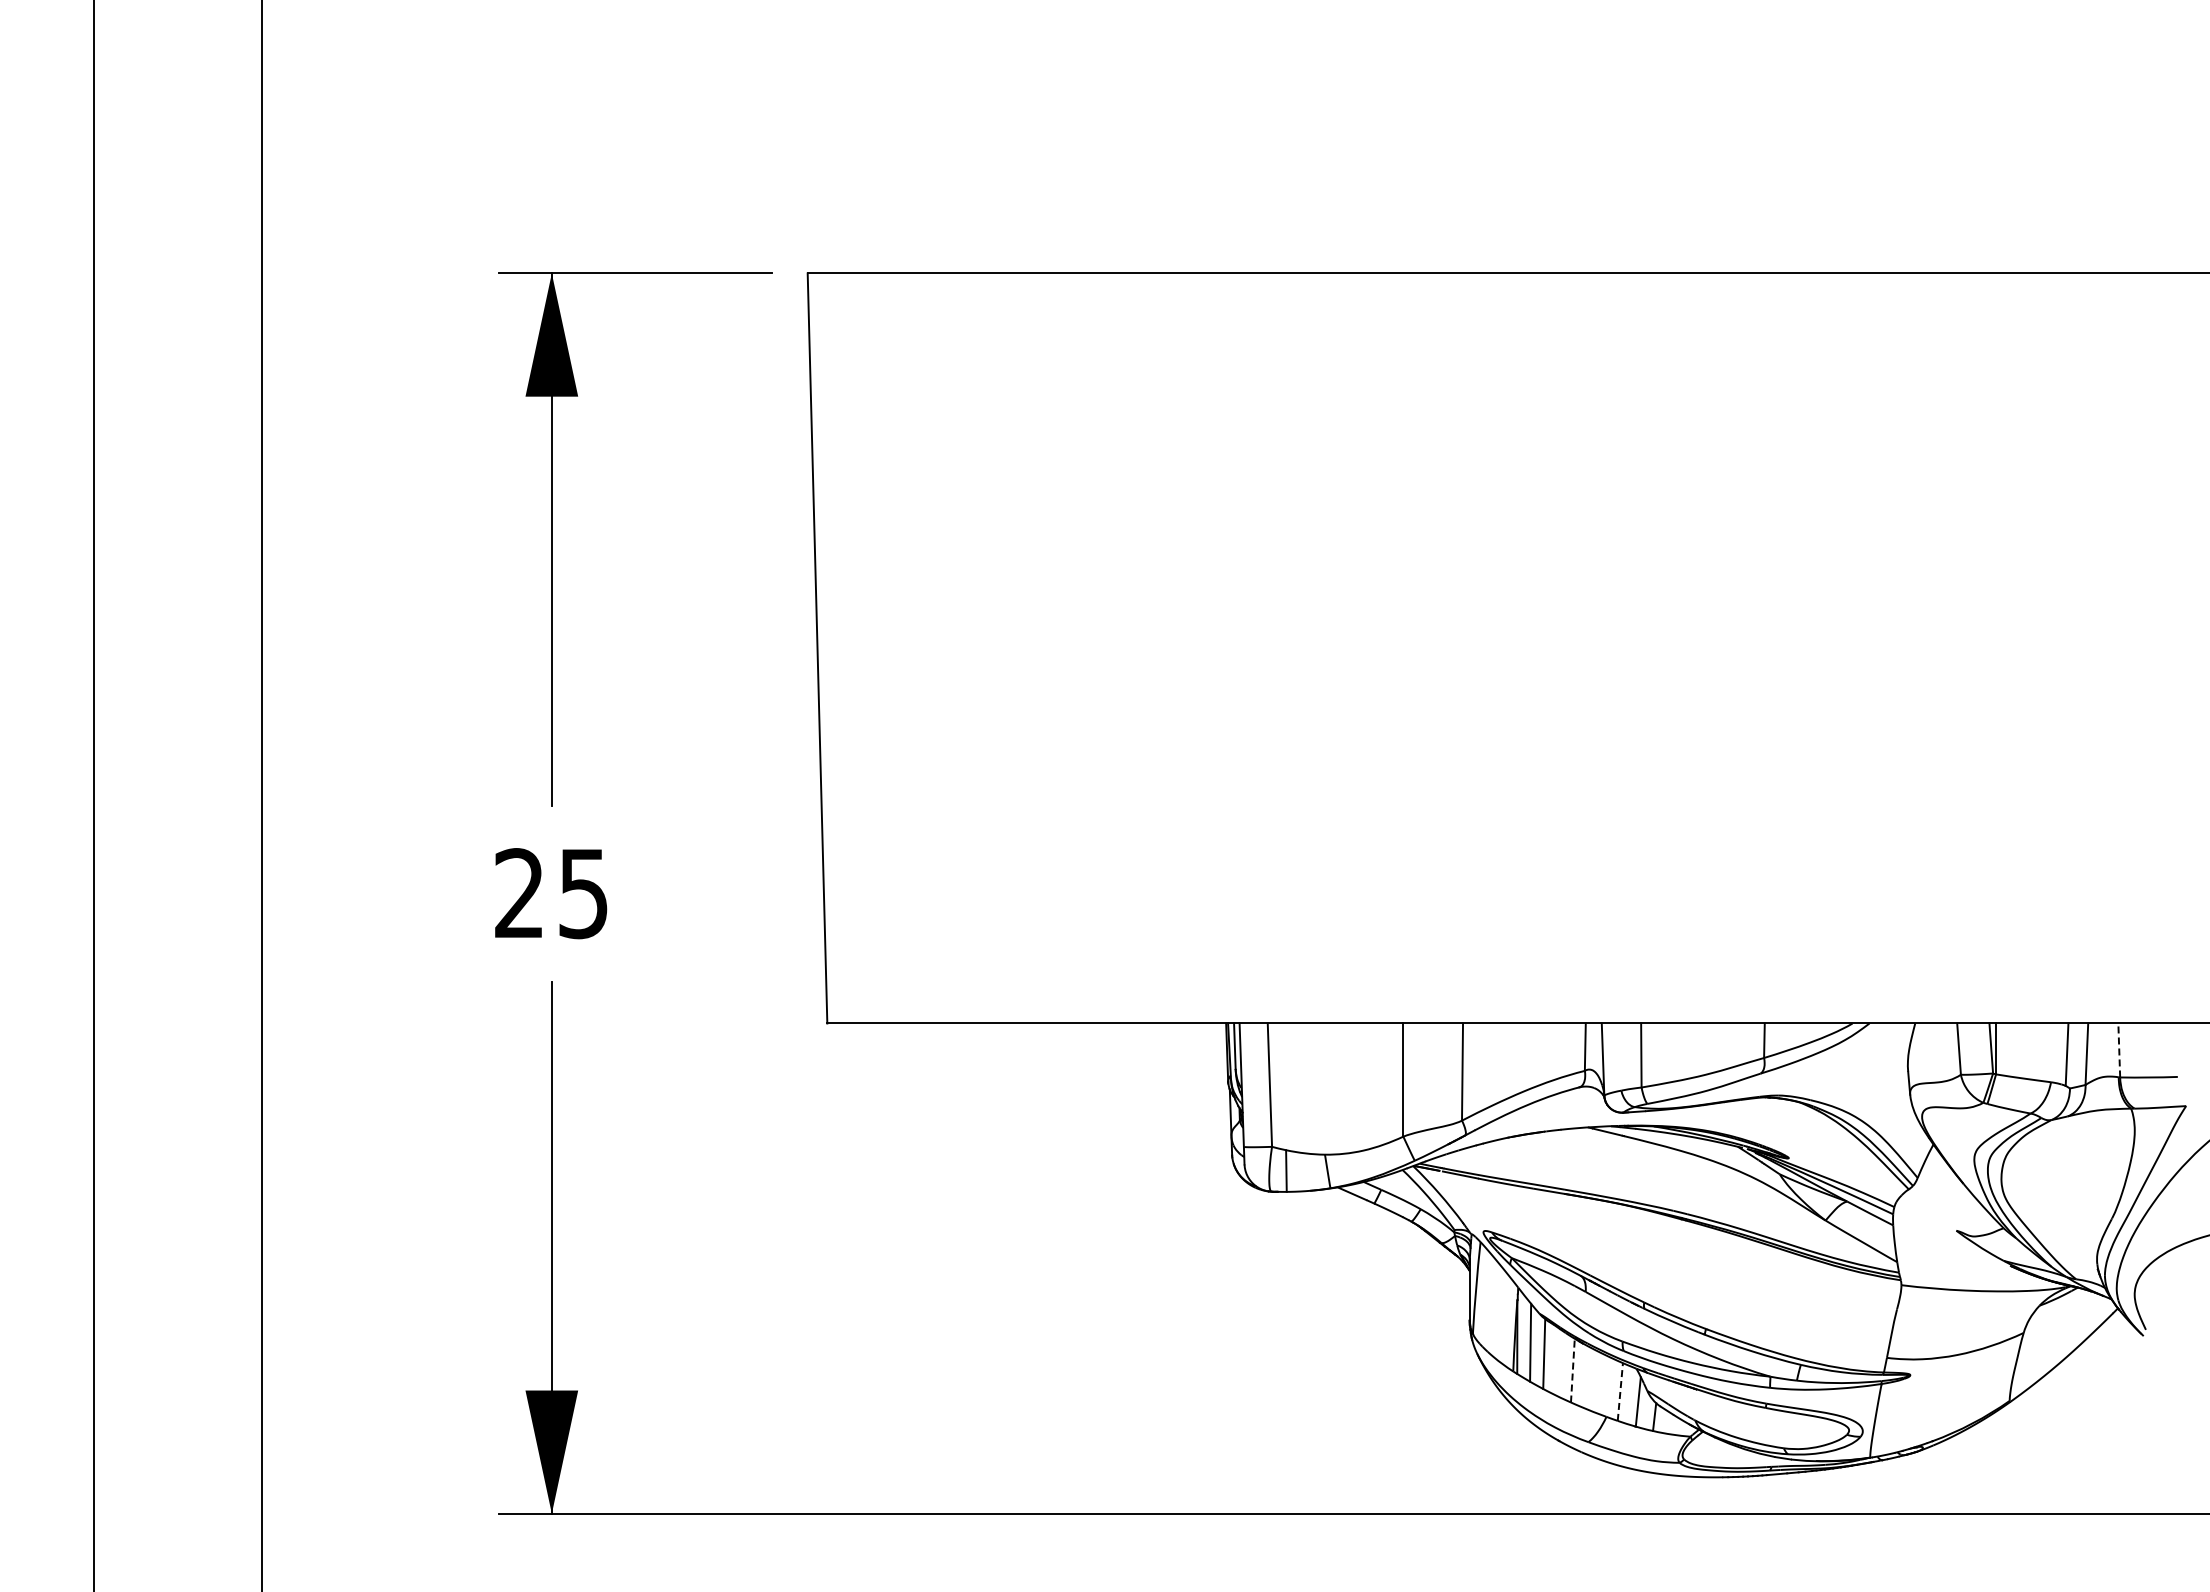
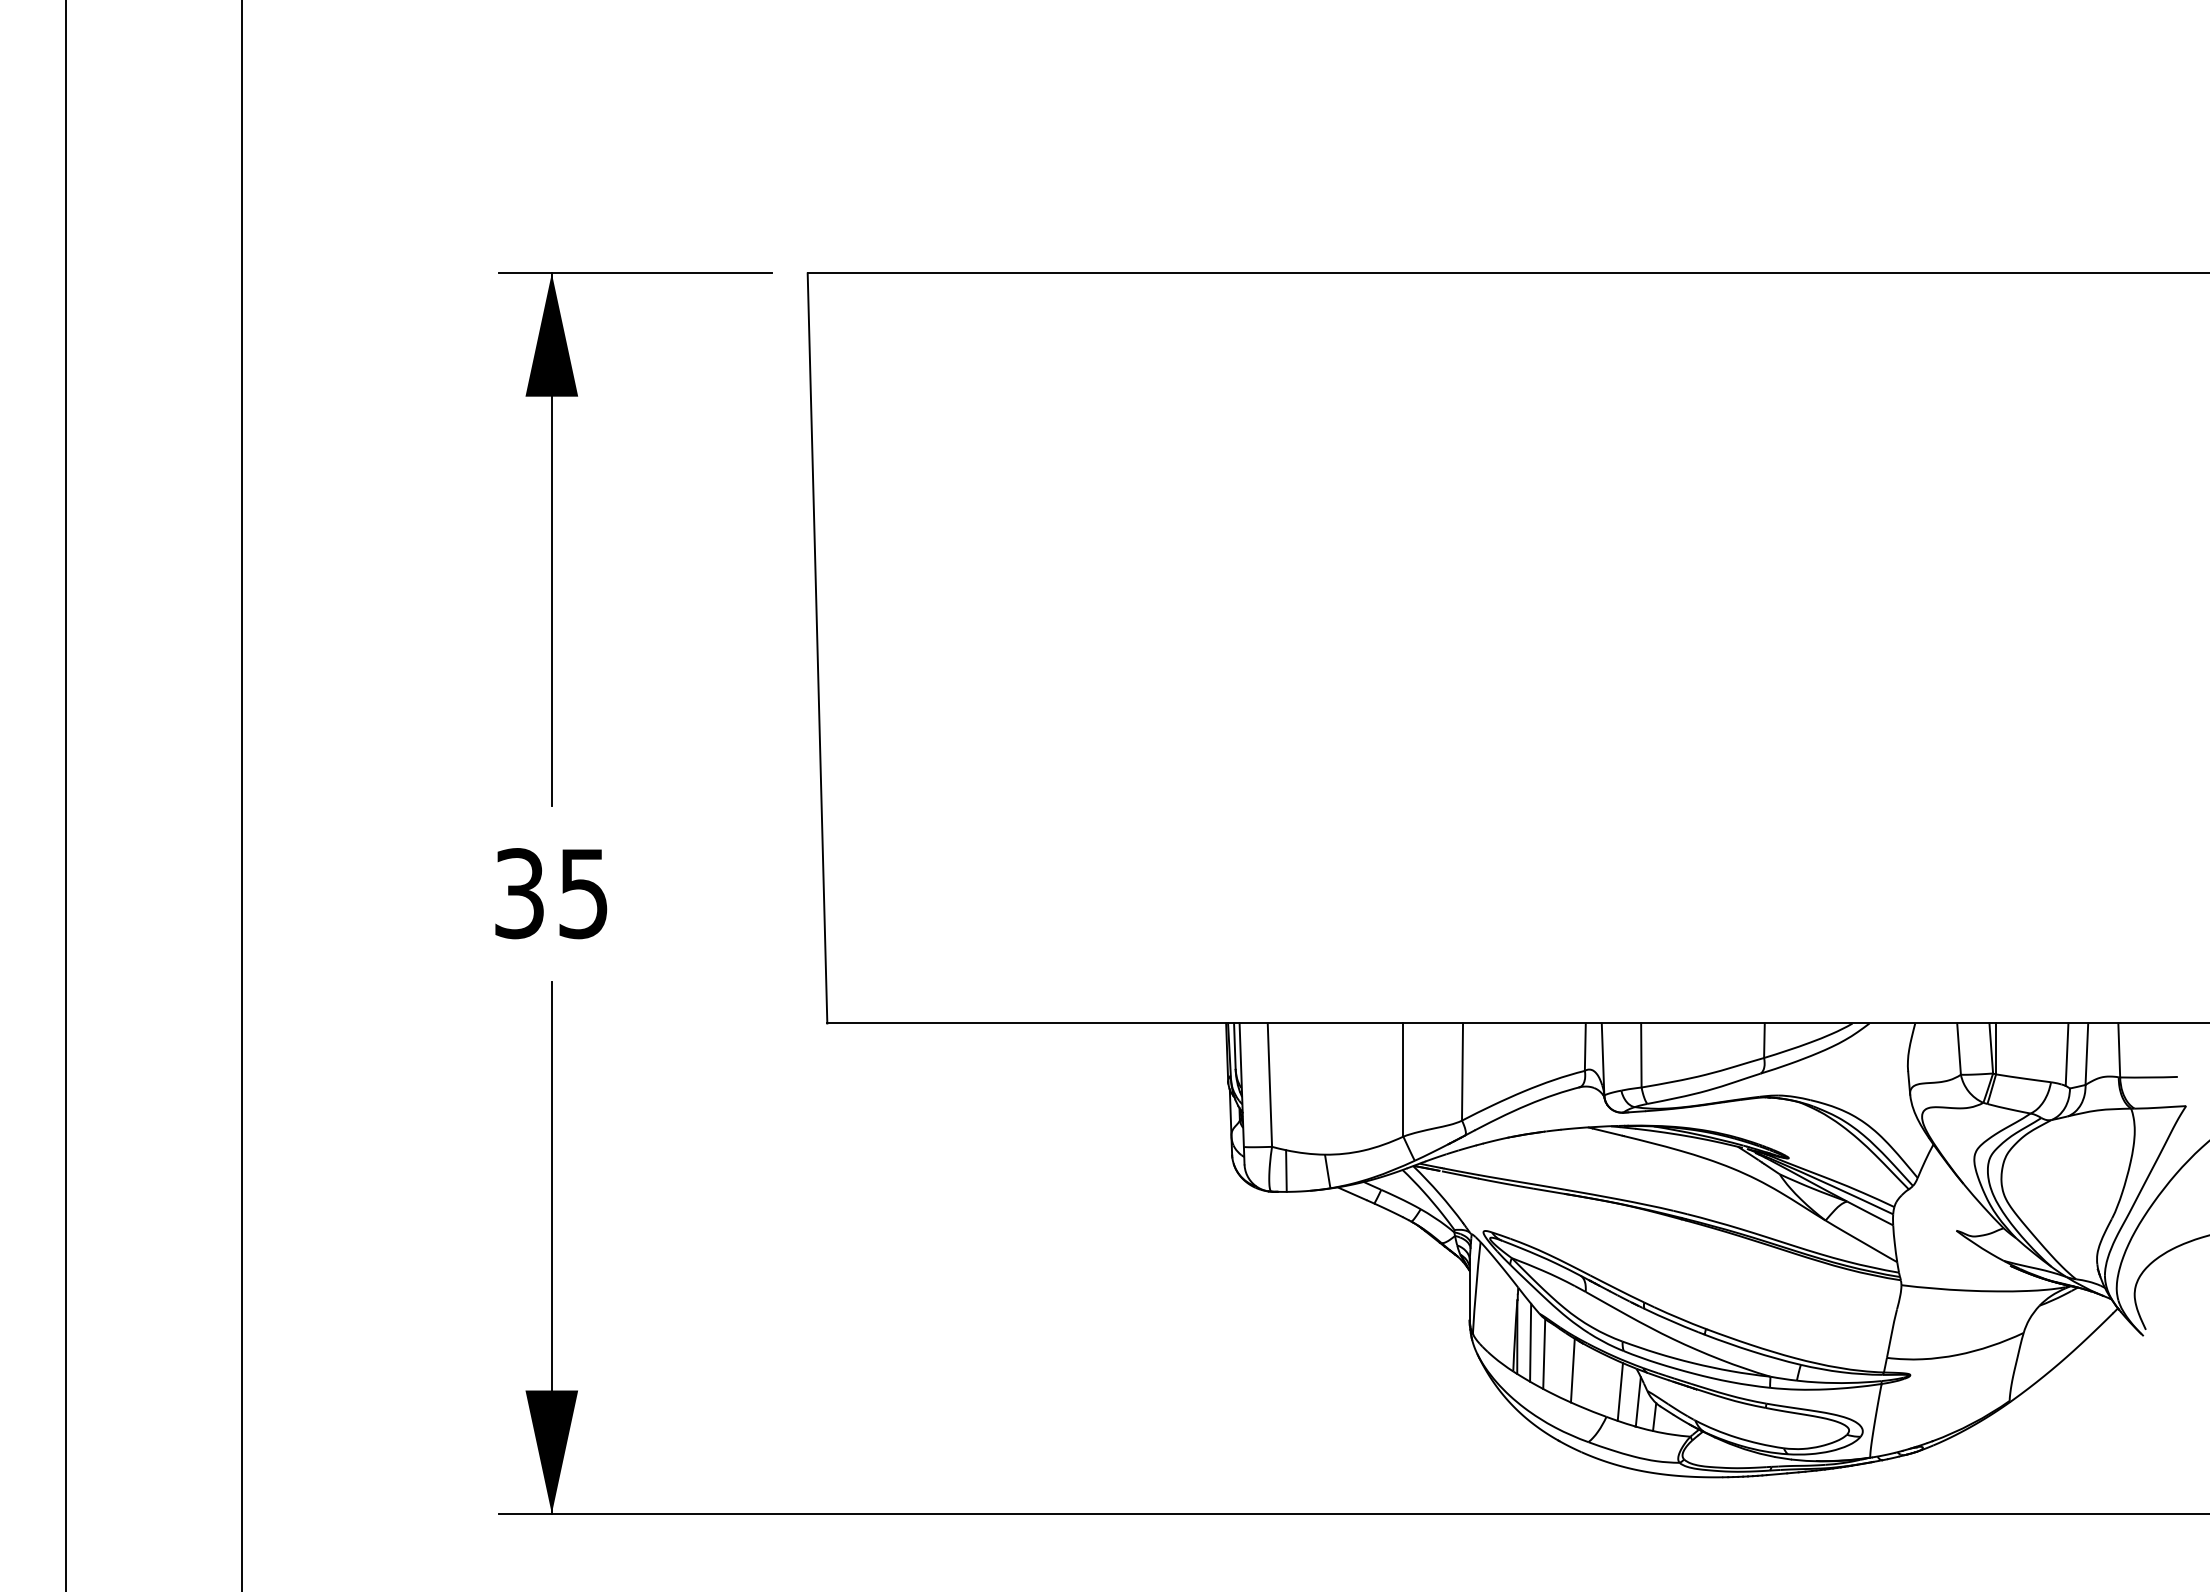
line position: (94, 795) -> (66, 795) (66, 795)
line position: (262, 795) -> (242, 795) (242, 795)
text: 25 -> 35 (519, 893)
line: dashed -> solid (2119, 1049)
line: dashed -> solid (1572, 1370)
line: dashed -> solid (1620, 1392)
